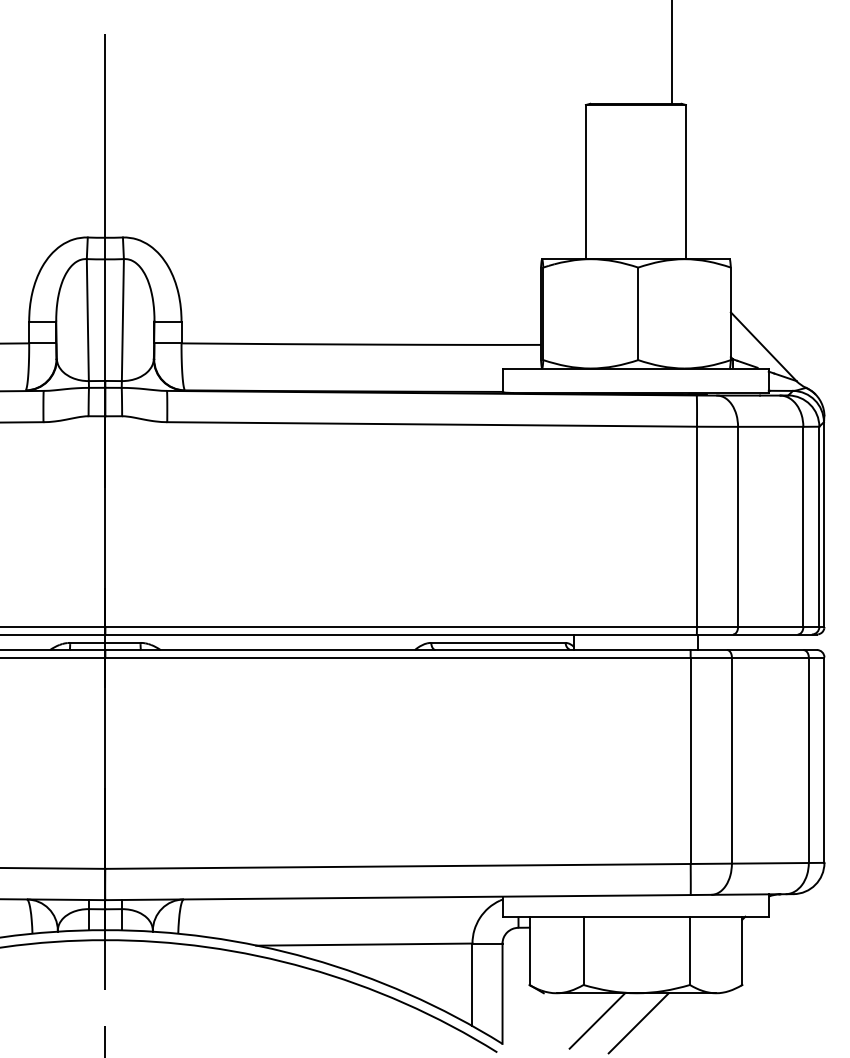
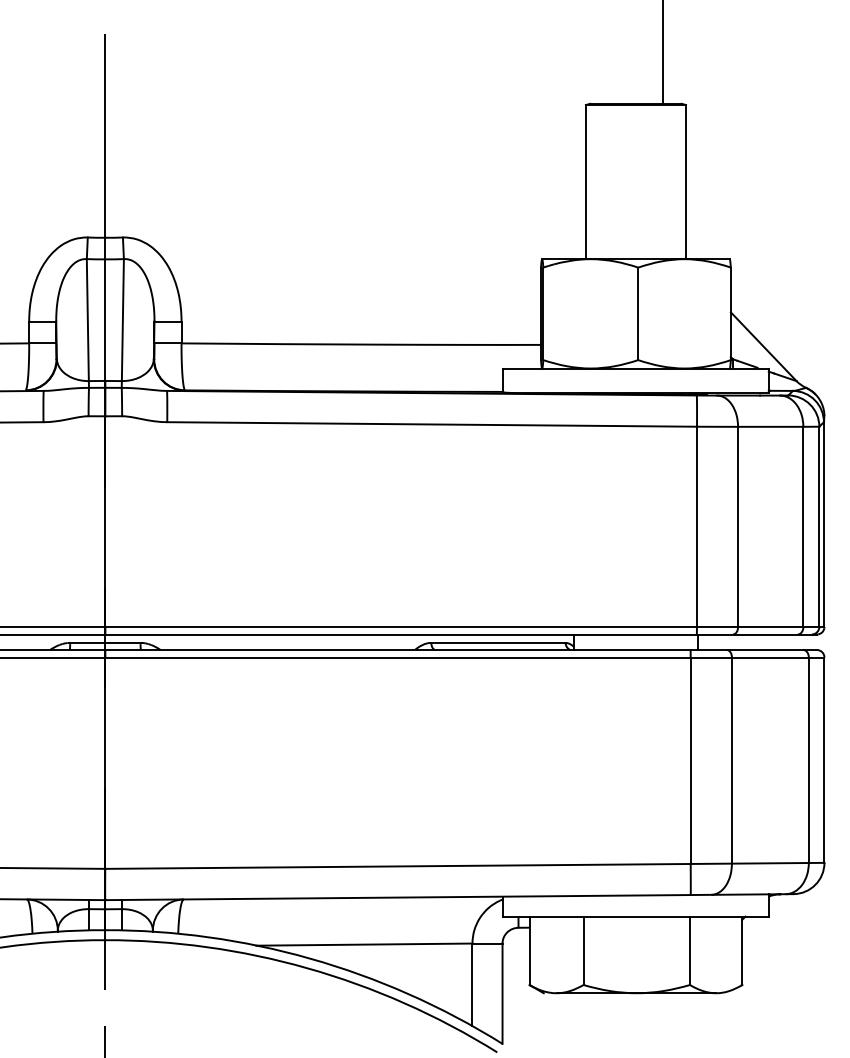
line position: (671, 52) -> (662, 52) (662, 52)
line: present -> none (597, 1020)
line: present -> none (638, 1023)
